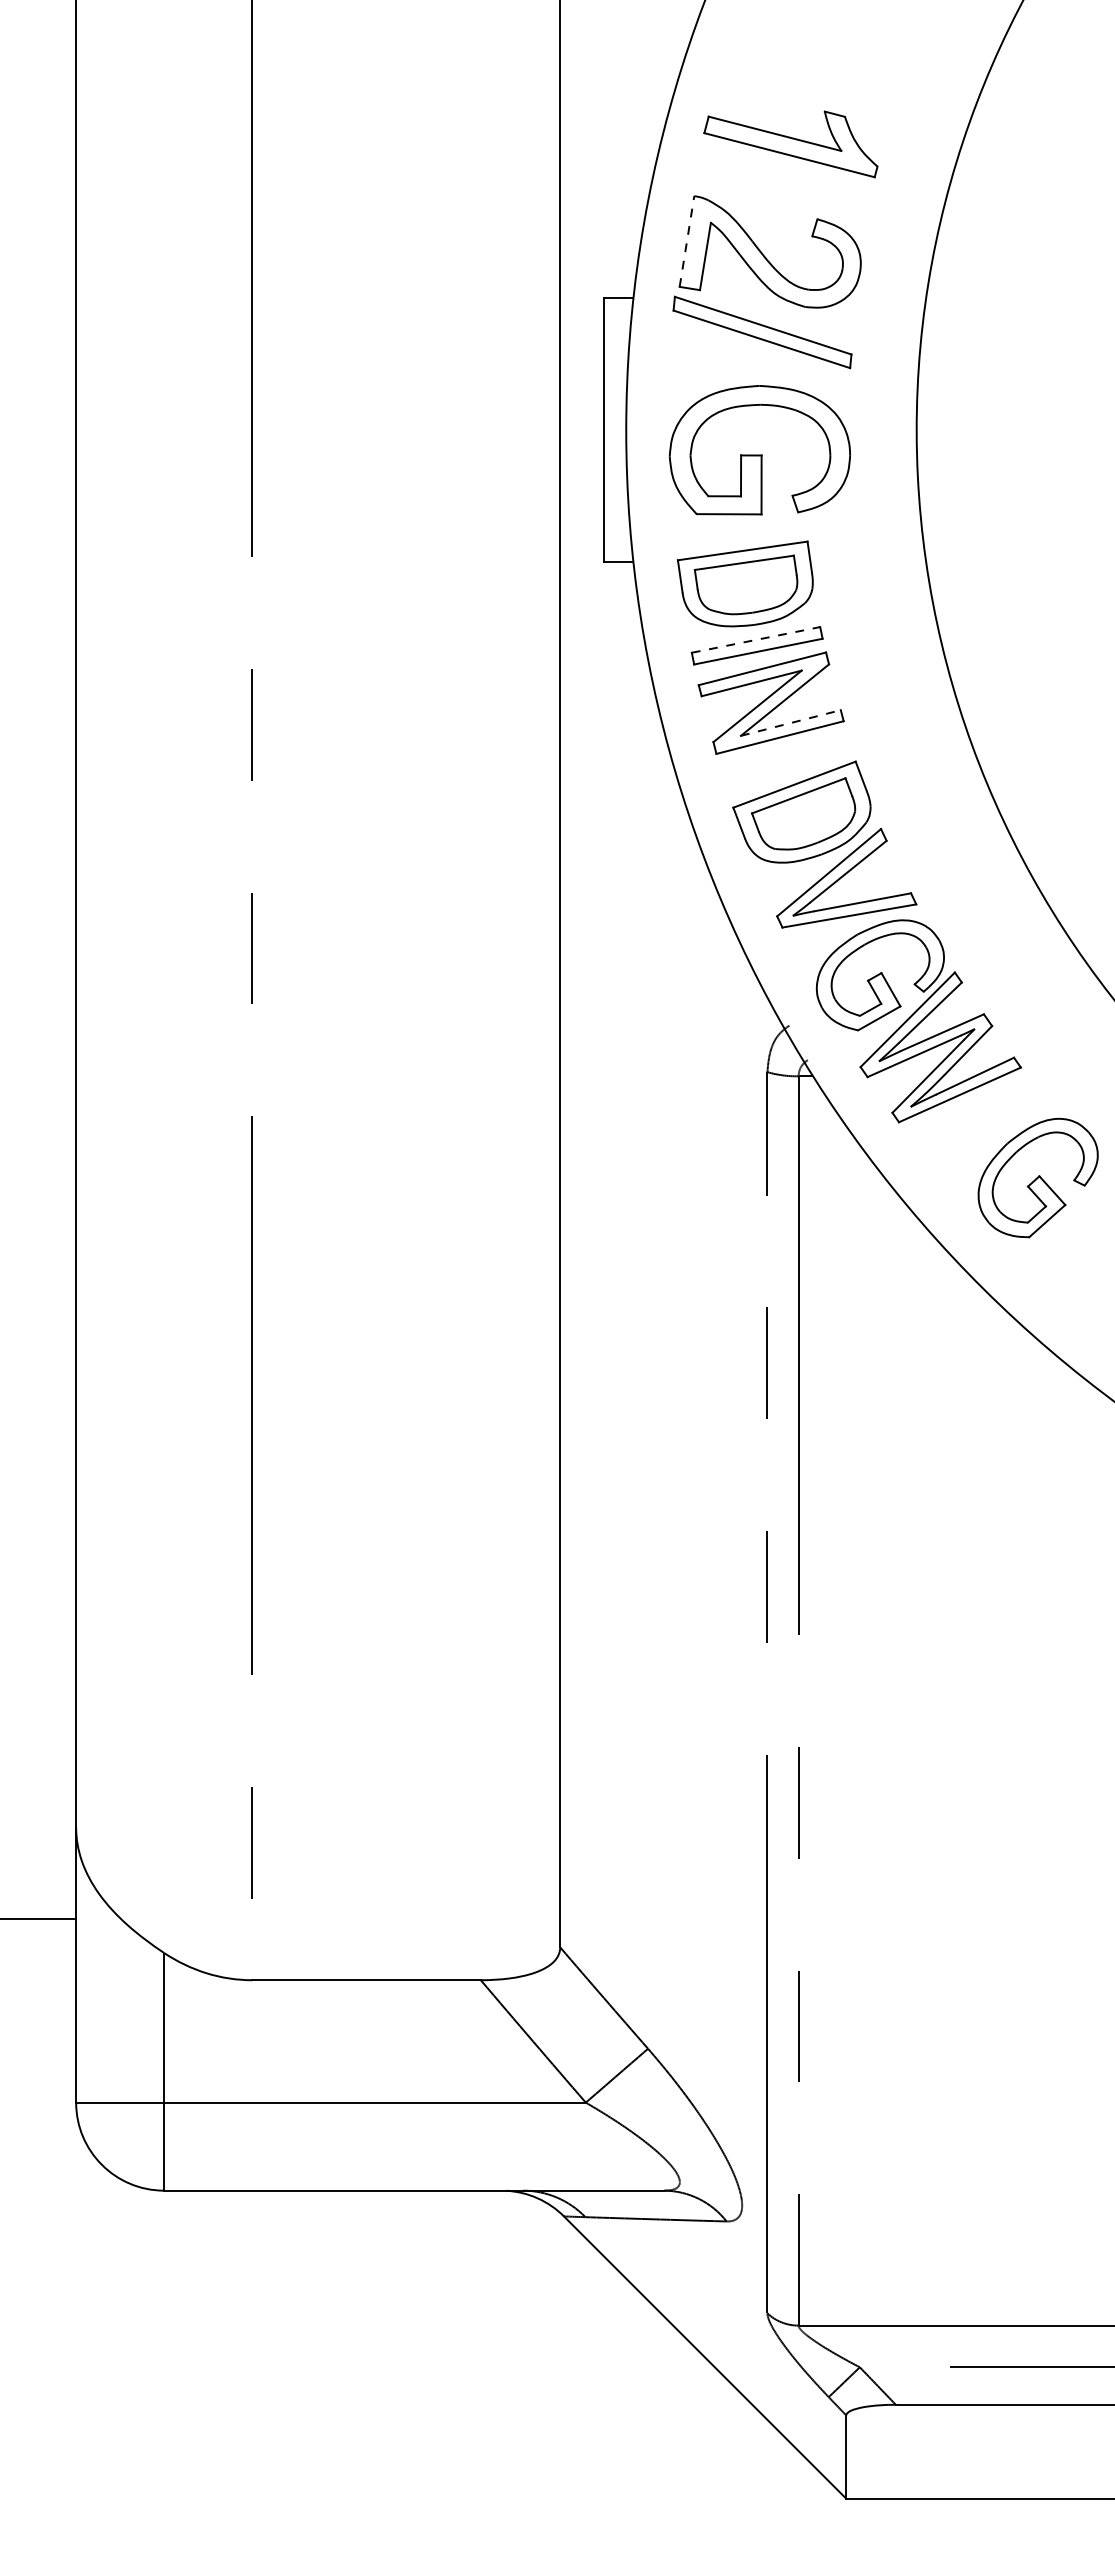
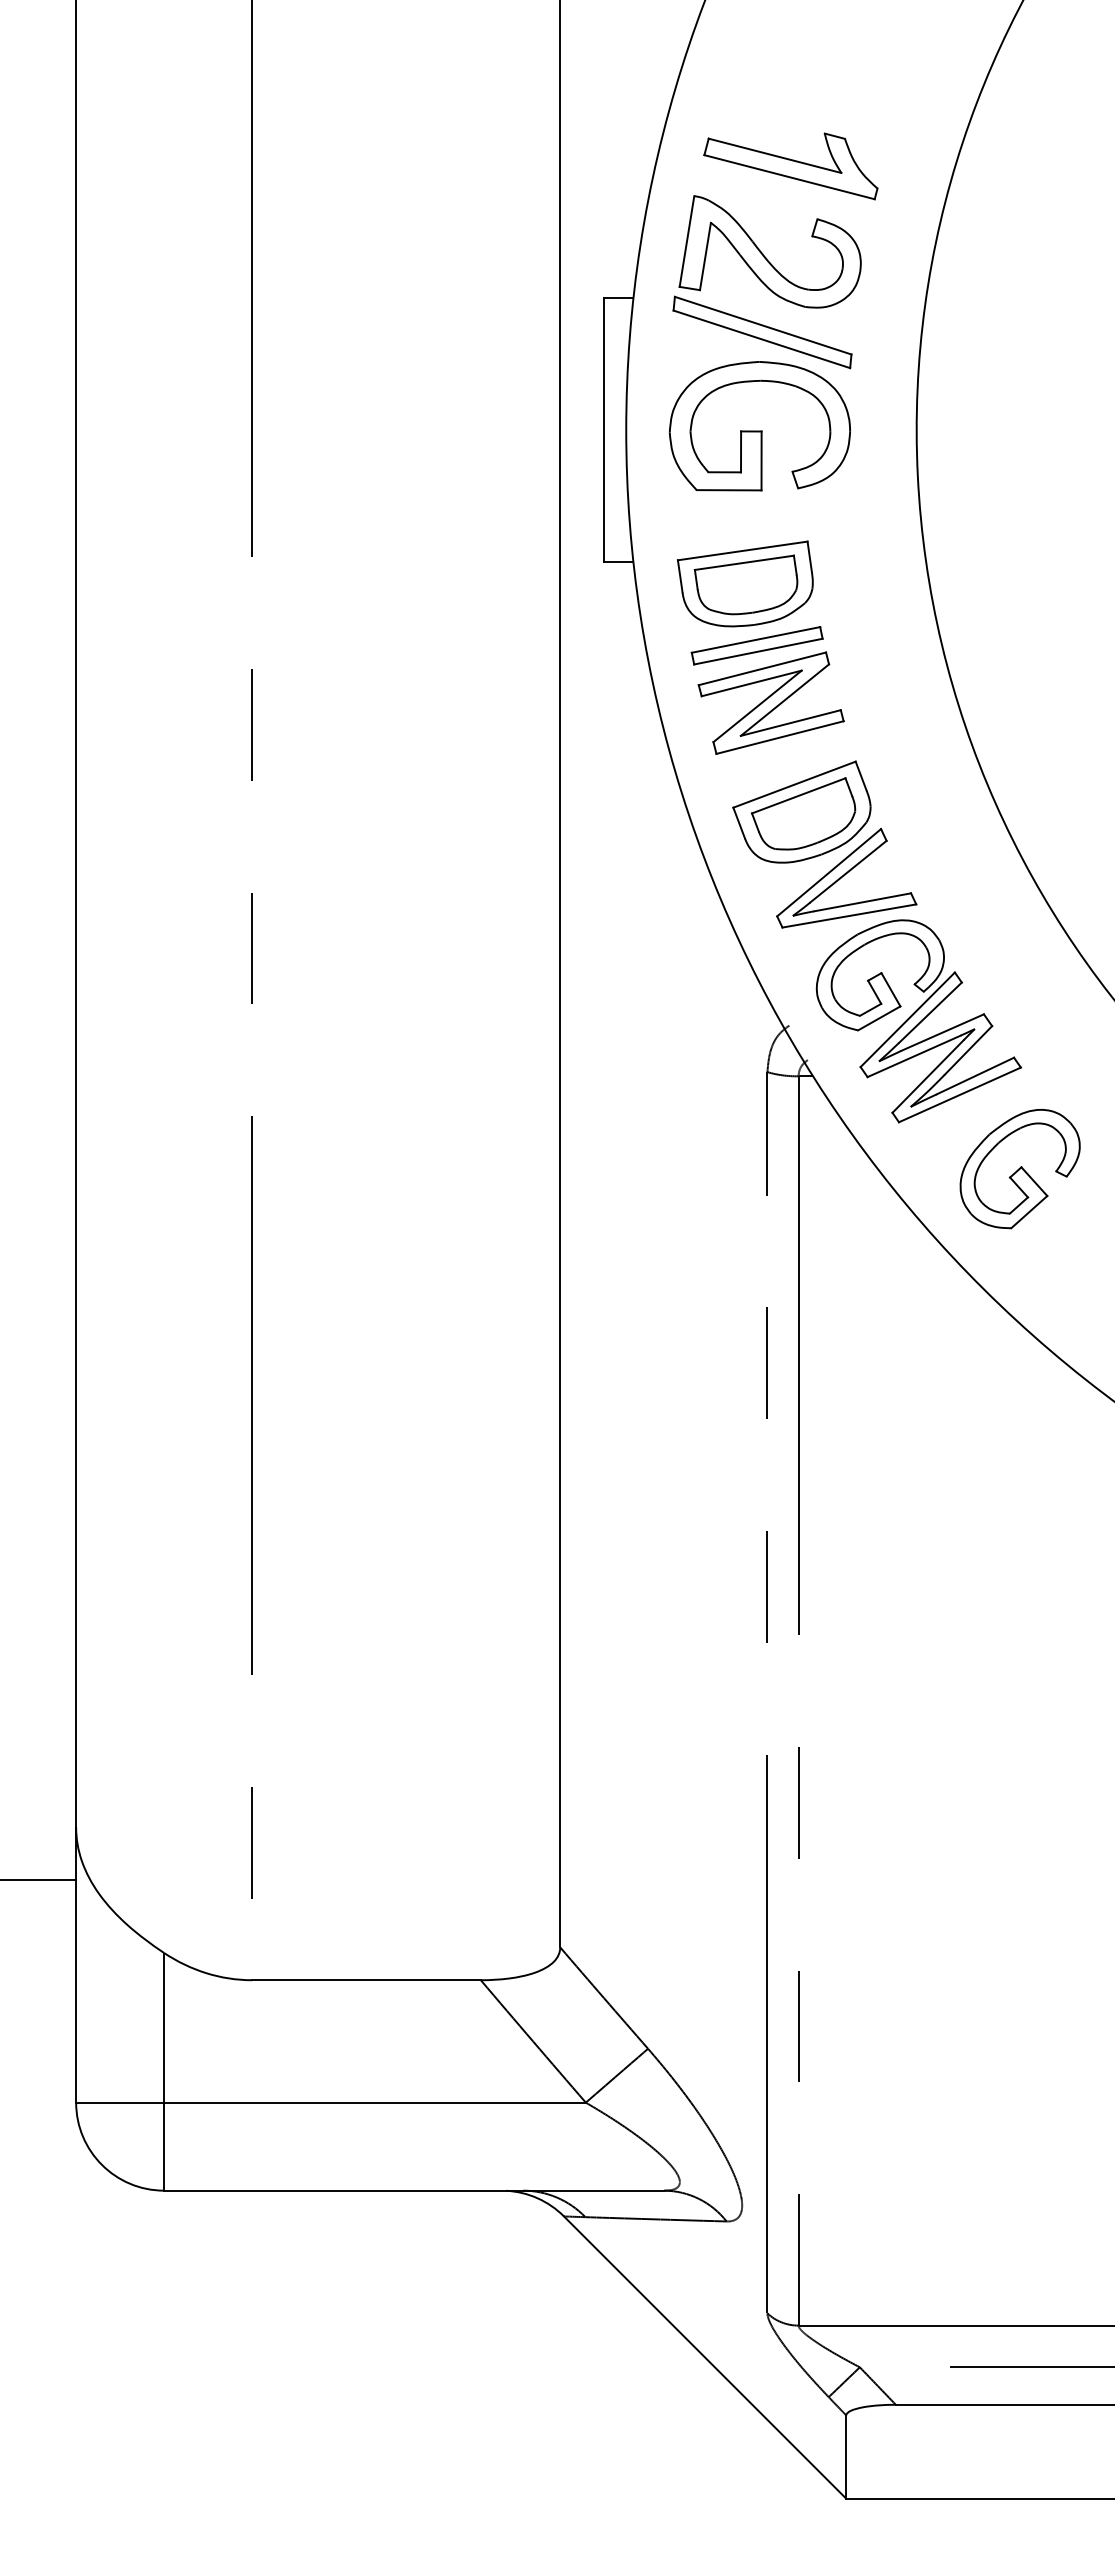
part position: (790, 144) -> (790, 166) (790, 166)
line: dashed -> solid (686, 241)
part position: (759, 450) -> (759, 426) (759, 426)
line: dashed -> solid (756, 639)
line: dashed -> solid (790, 723)
part position: (1037, 1178) -> (1019, 1169) (1019, 1169)
line position: (39, 1919) -> (39, 1880) (39, 1880)
